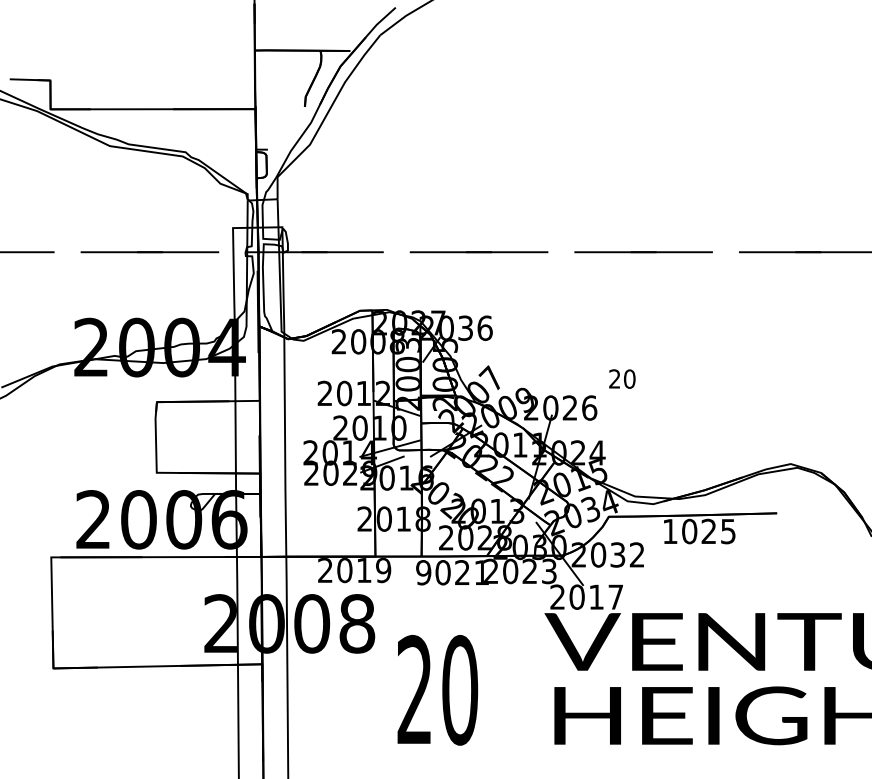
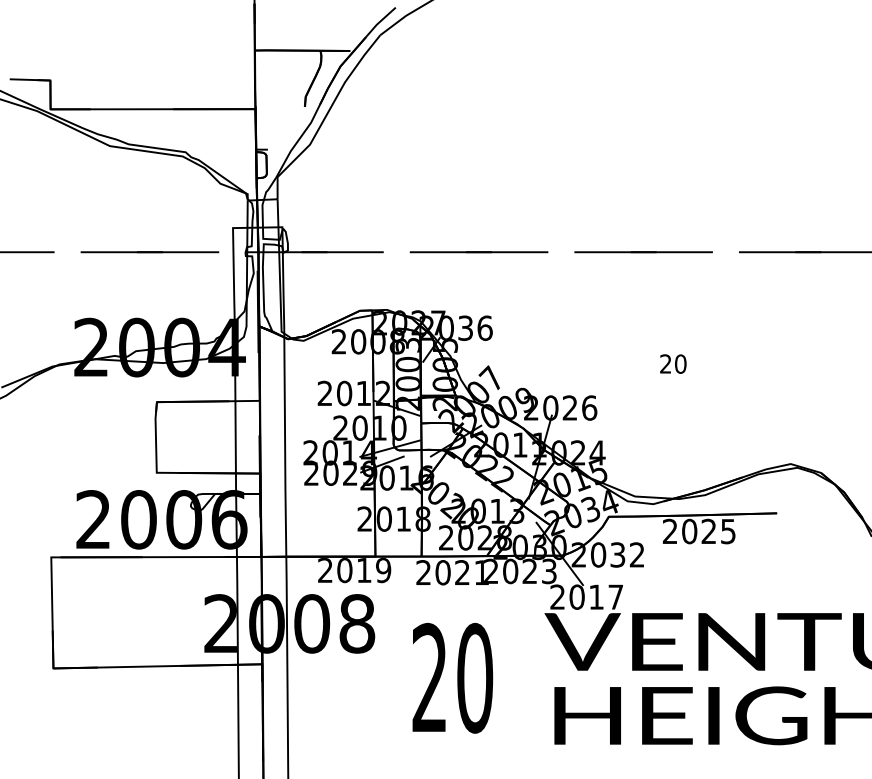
text position: (622, 378) -> (673, 363) (673, 363)
text: 1025 -> 2025 (669, 530)
text: 9021 -> 2021 (423, 572)
text position: (437, 689) -> (452, 677) (452, 677)
